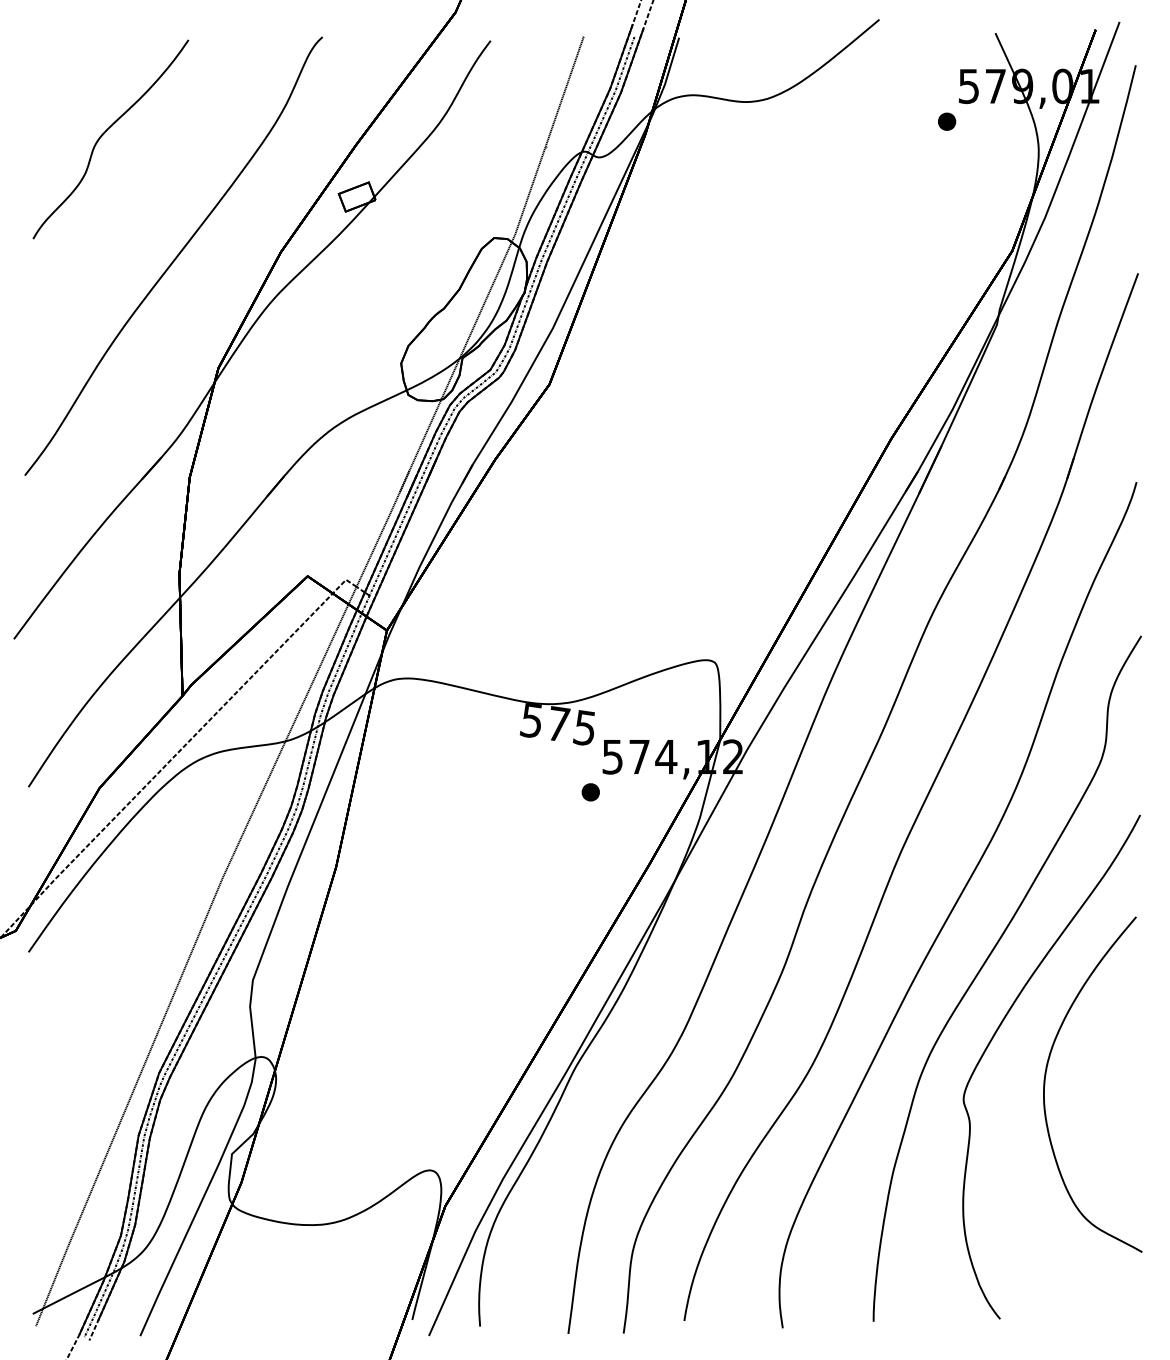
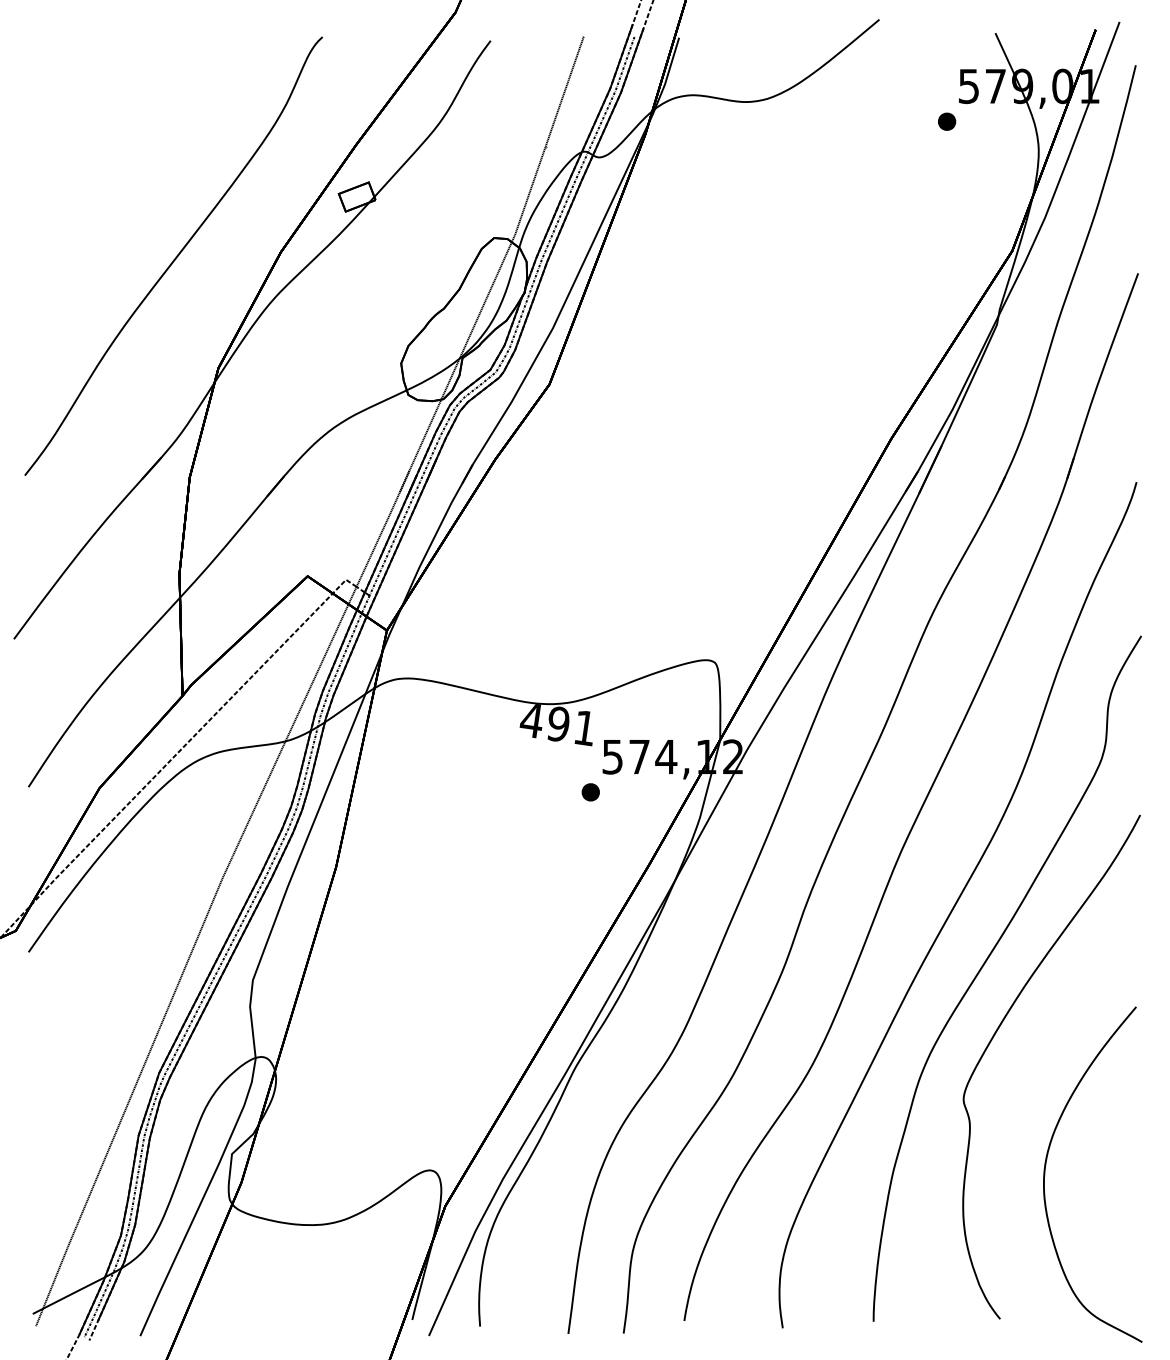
part: present -> none (105, 133)
text: 575 -> 491 (556, 724)
part position: (1046, 1075) -> (1046, 1165) (1046, 1165)
